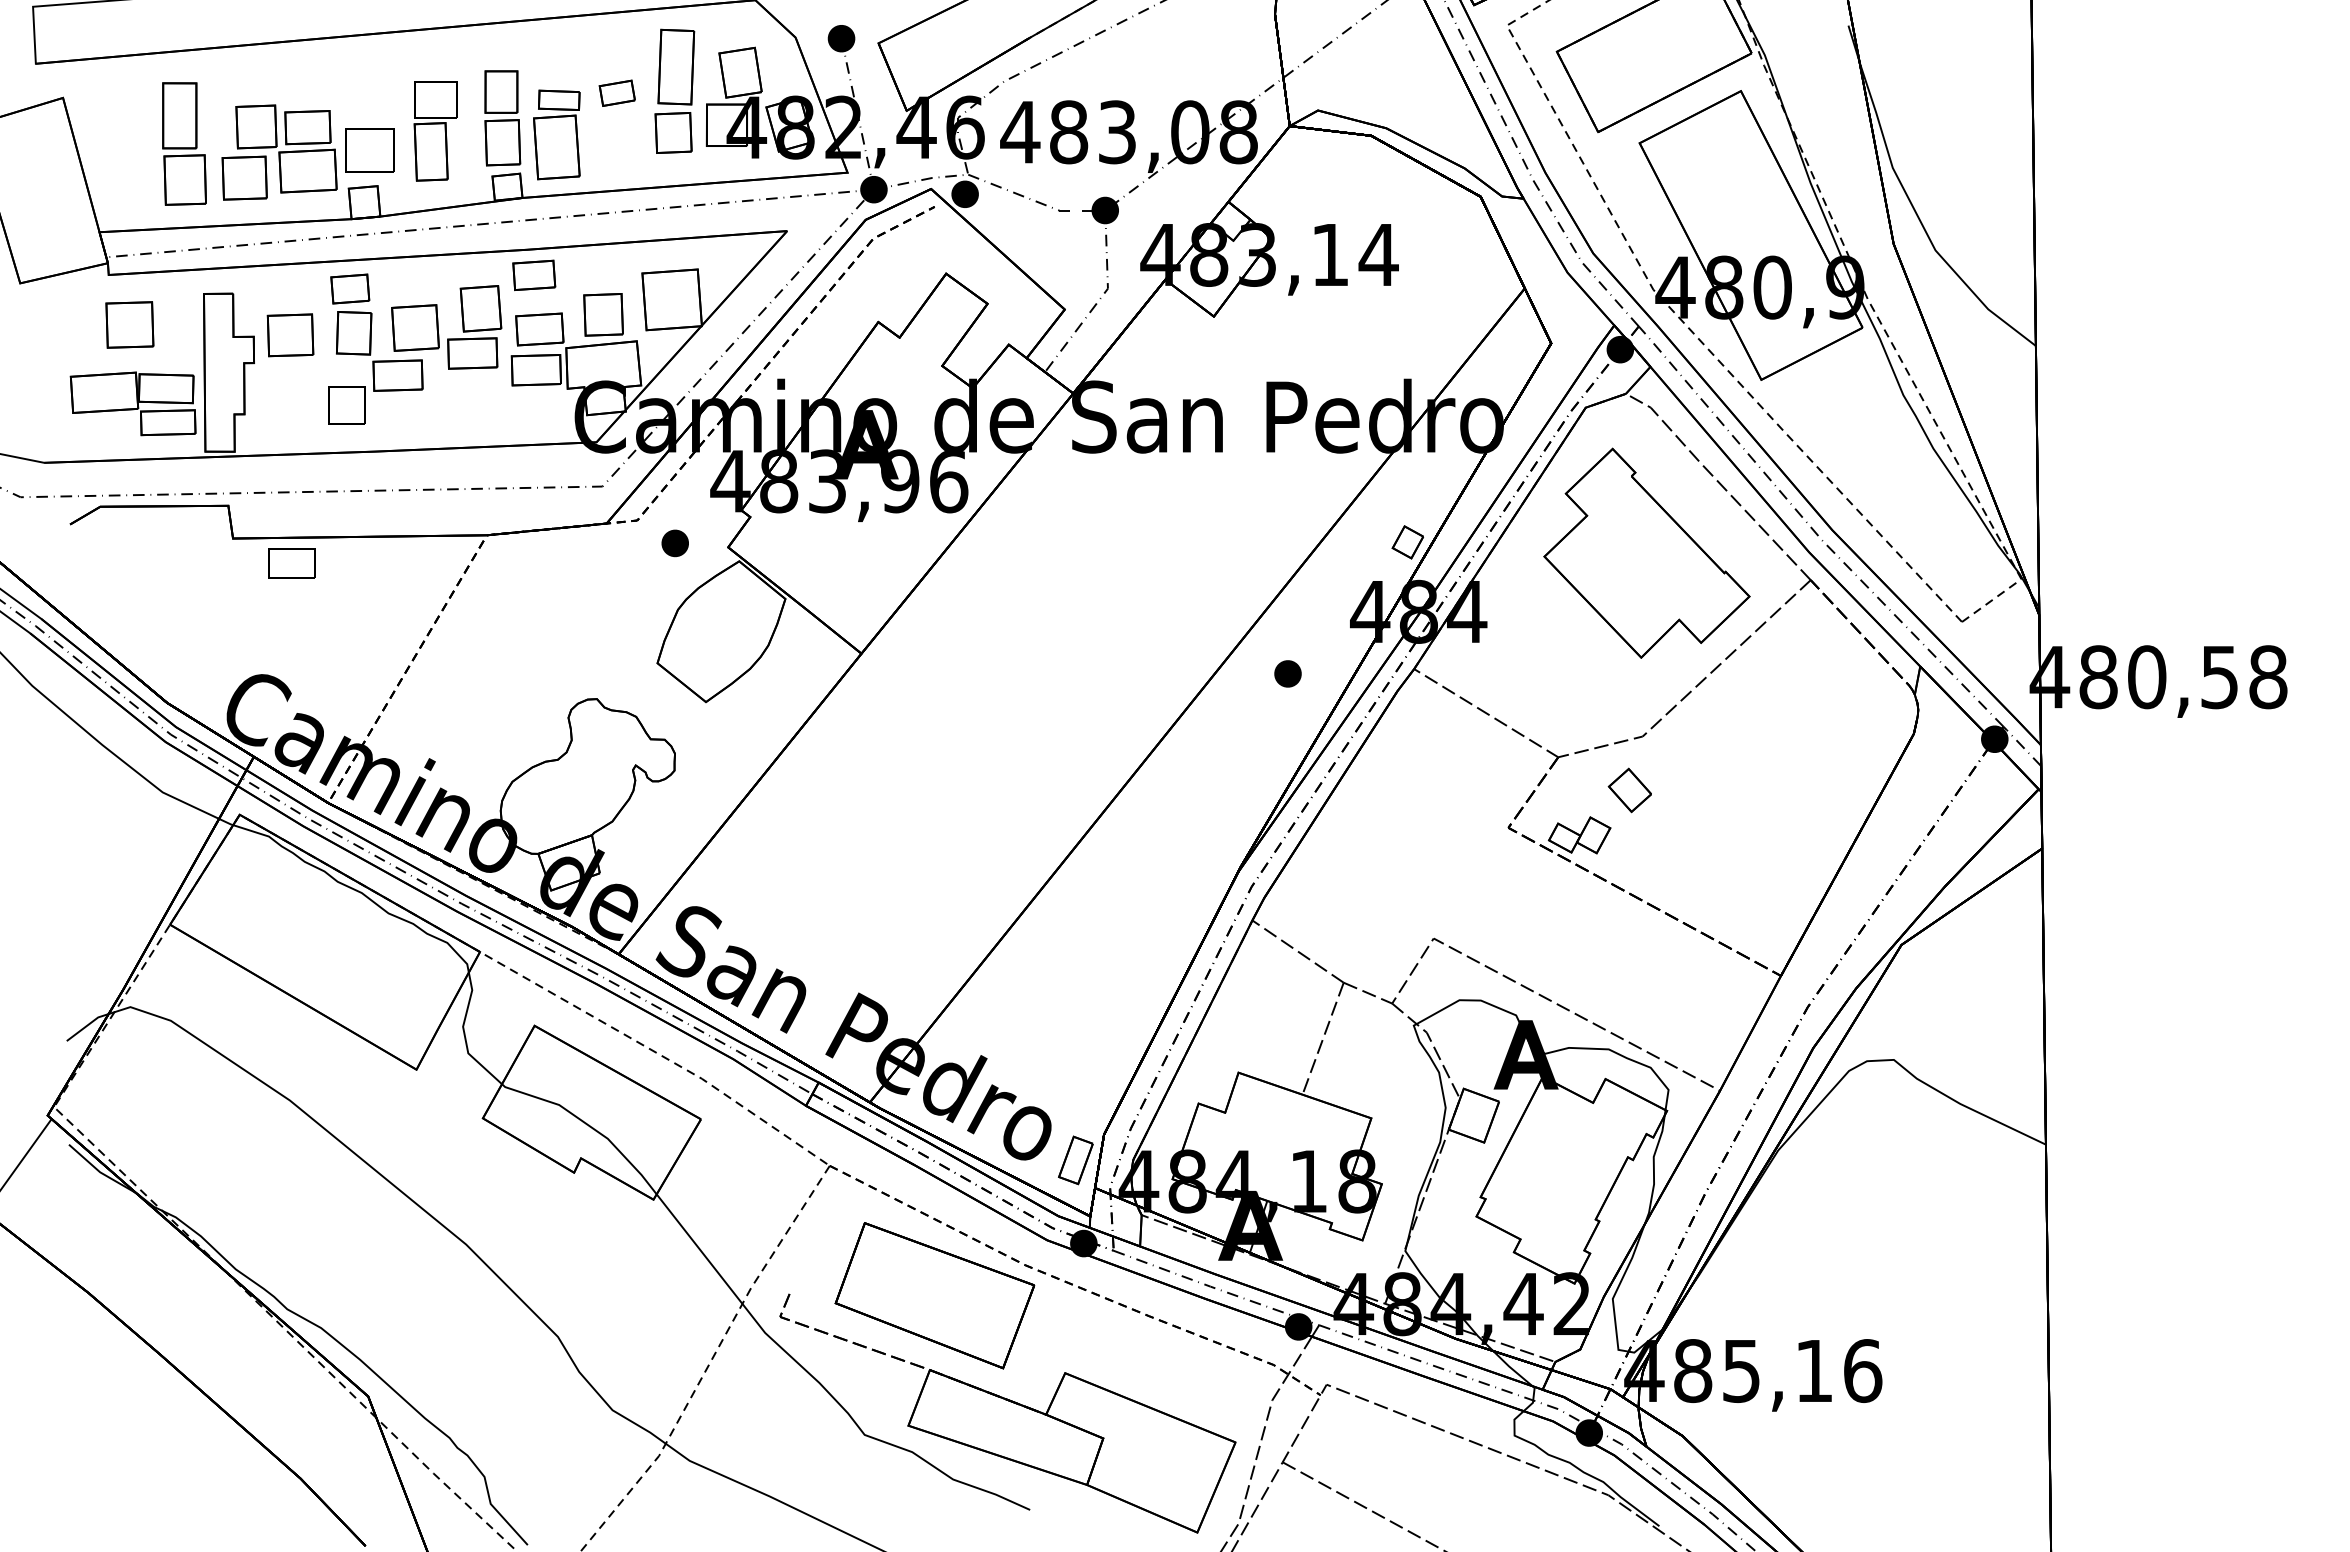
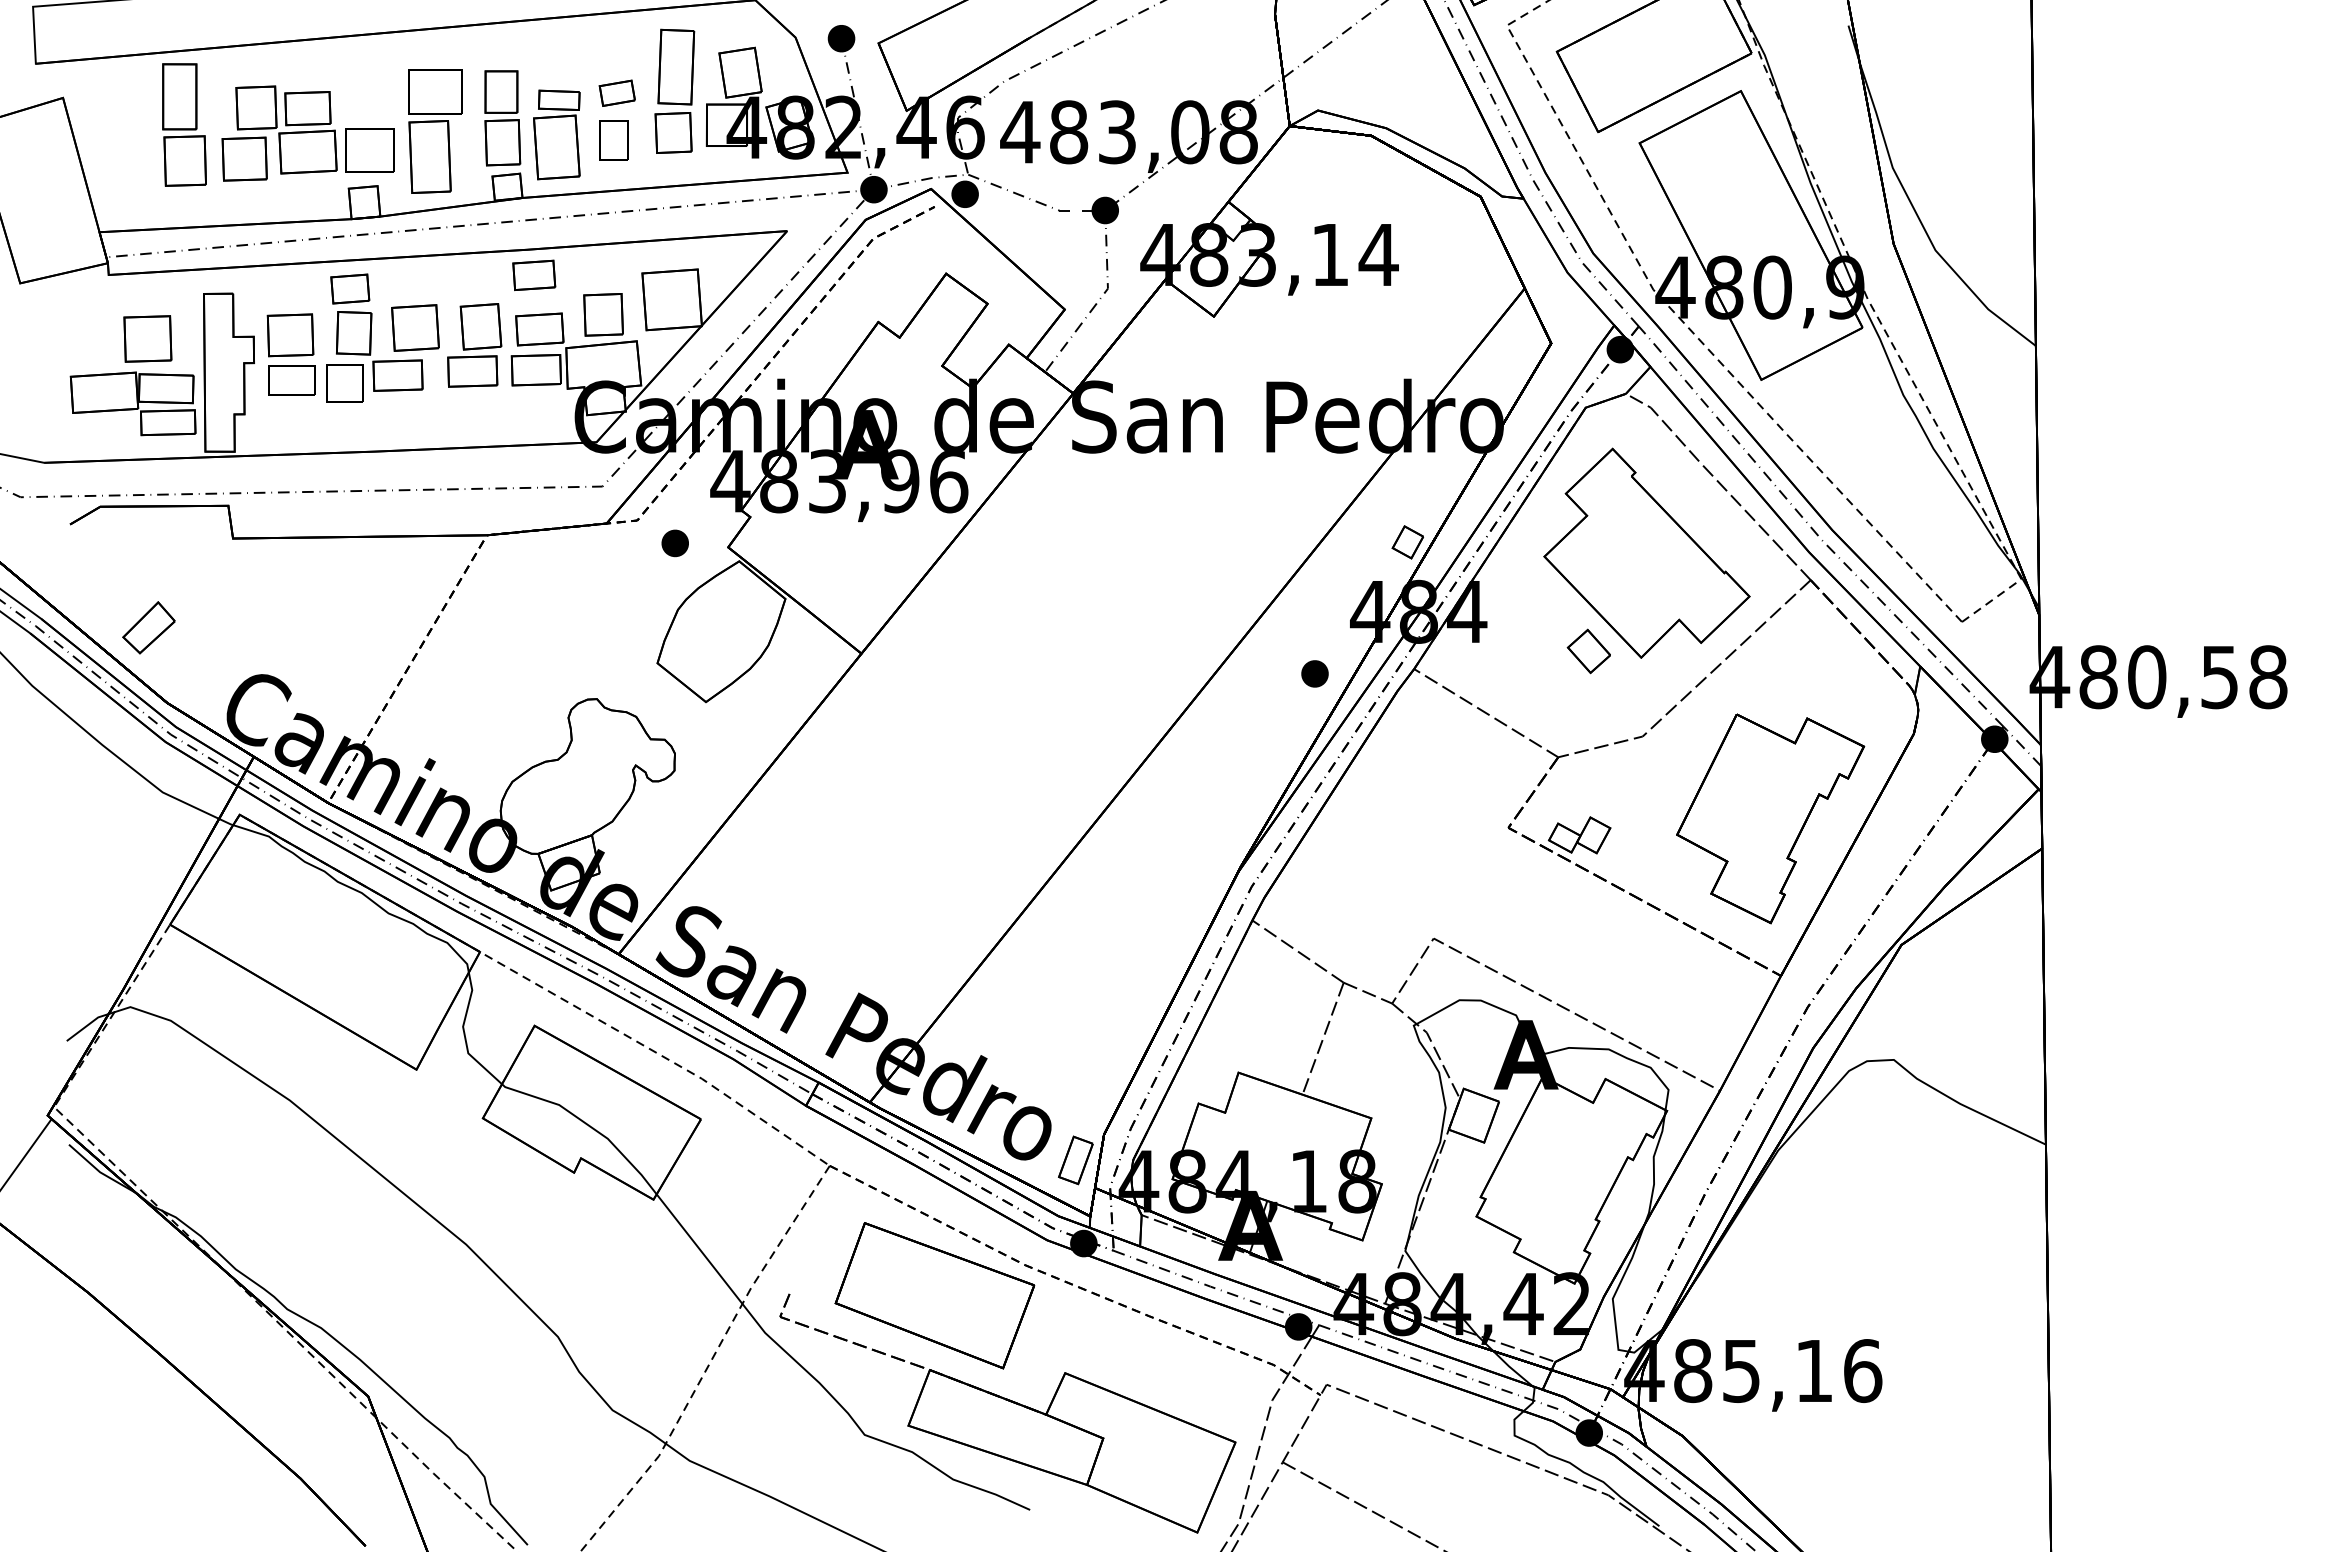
part size: 45x101 px -> 55x125 px (435, 131)
part: none -> present (613, 140)
part position: (184, 143) -> (184, 124) (184, 124)
part position: (279, 152) -> (279, 133) (279, 133)
part position: (129, 324) -> (147, 338) (147, 338)
part position: (474, 327) -> (474, 345) (474, 345)
part position: (346, 405) -> (344, 383) (344, 383)
part position: (291, 563) -> (291, 380) (291, 380)
part: none -> present (148, 627)
part position: (1287, 673) -> (1314, 673) (1314, 673)
part position: (1629, 790) -> (1588, 651) (1588, 651)
part: none -> present (1770, 818)
